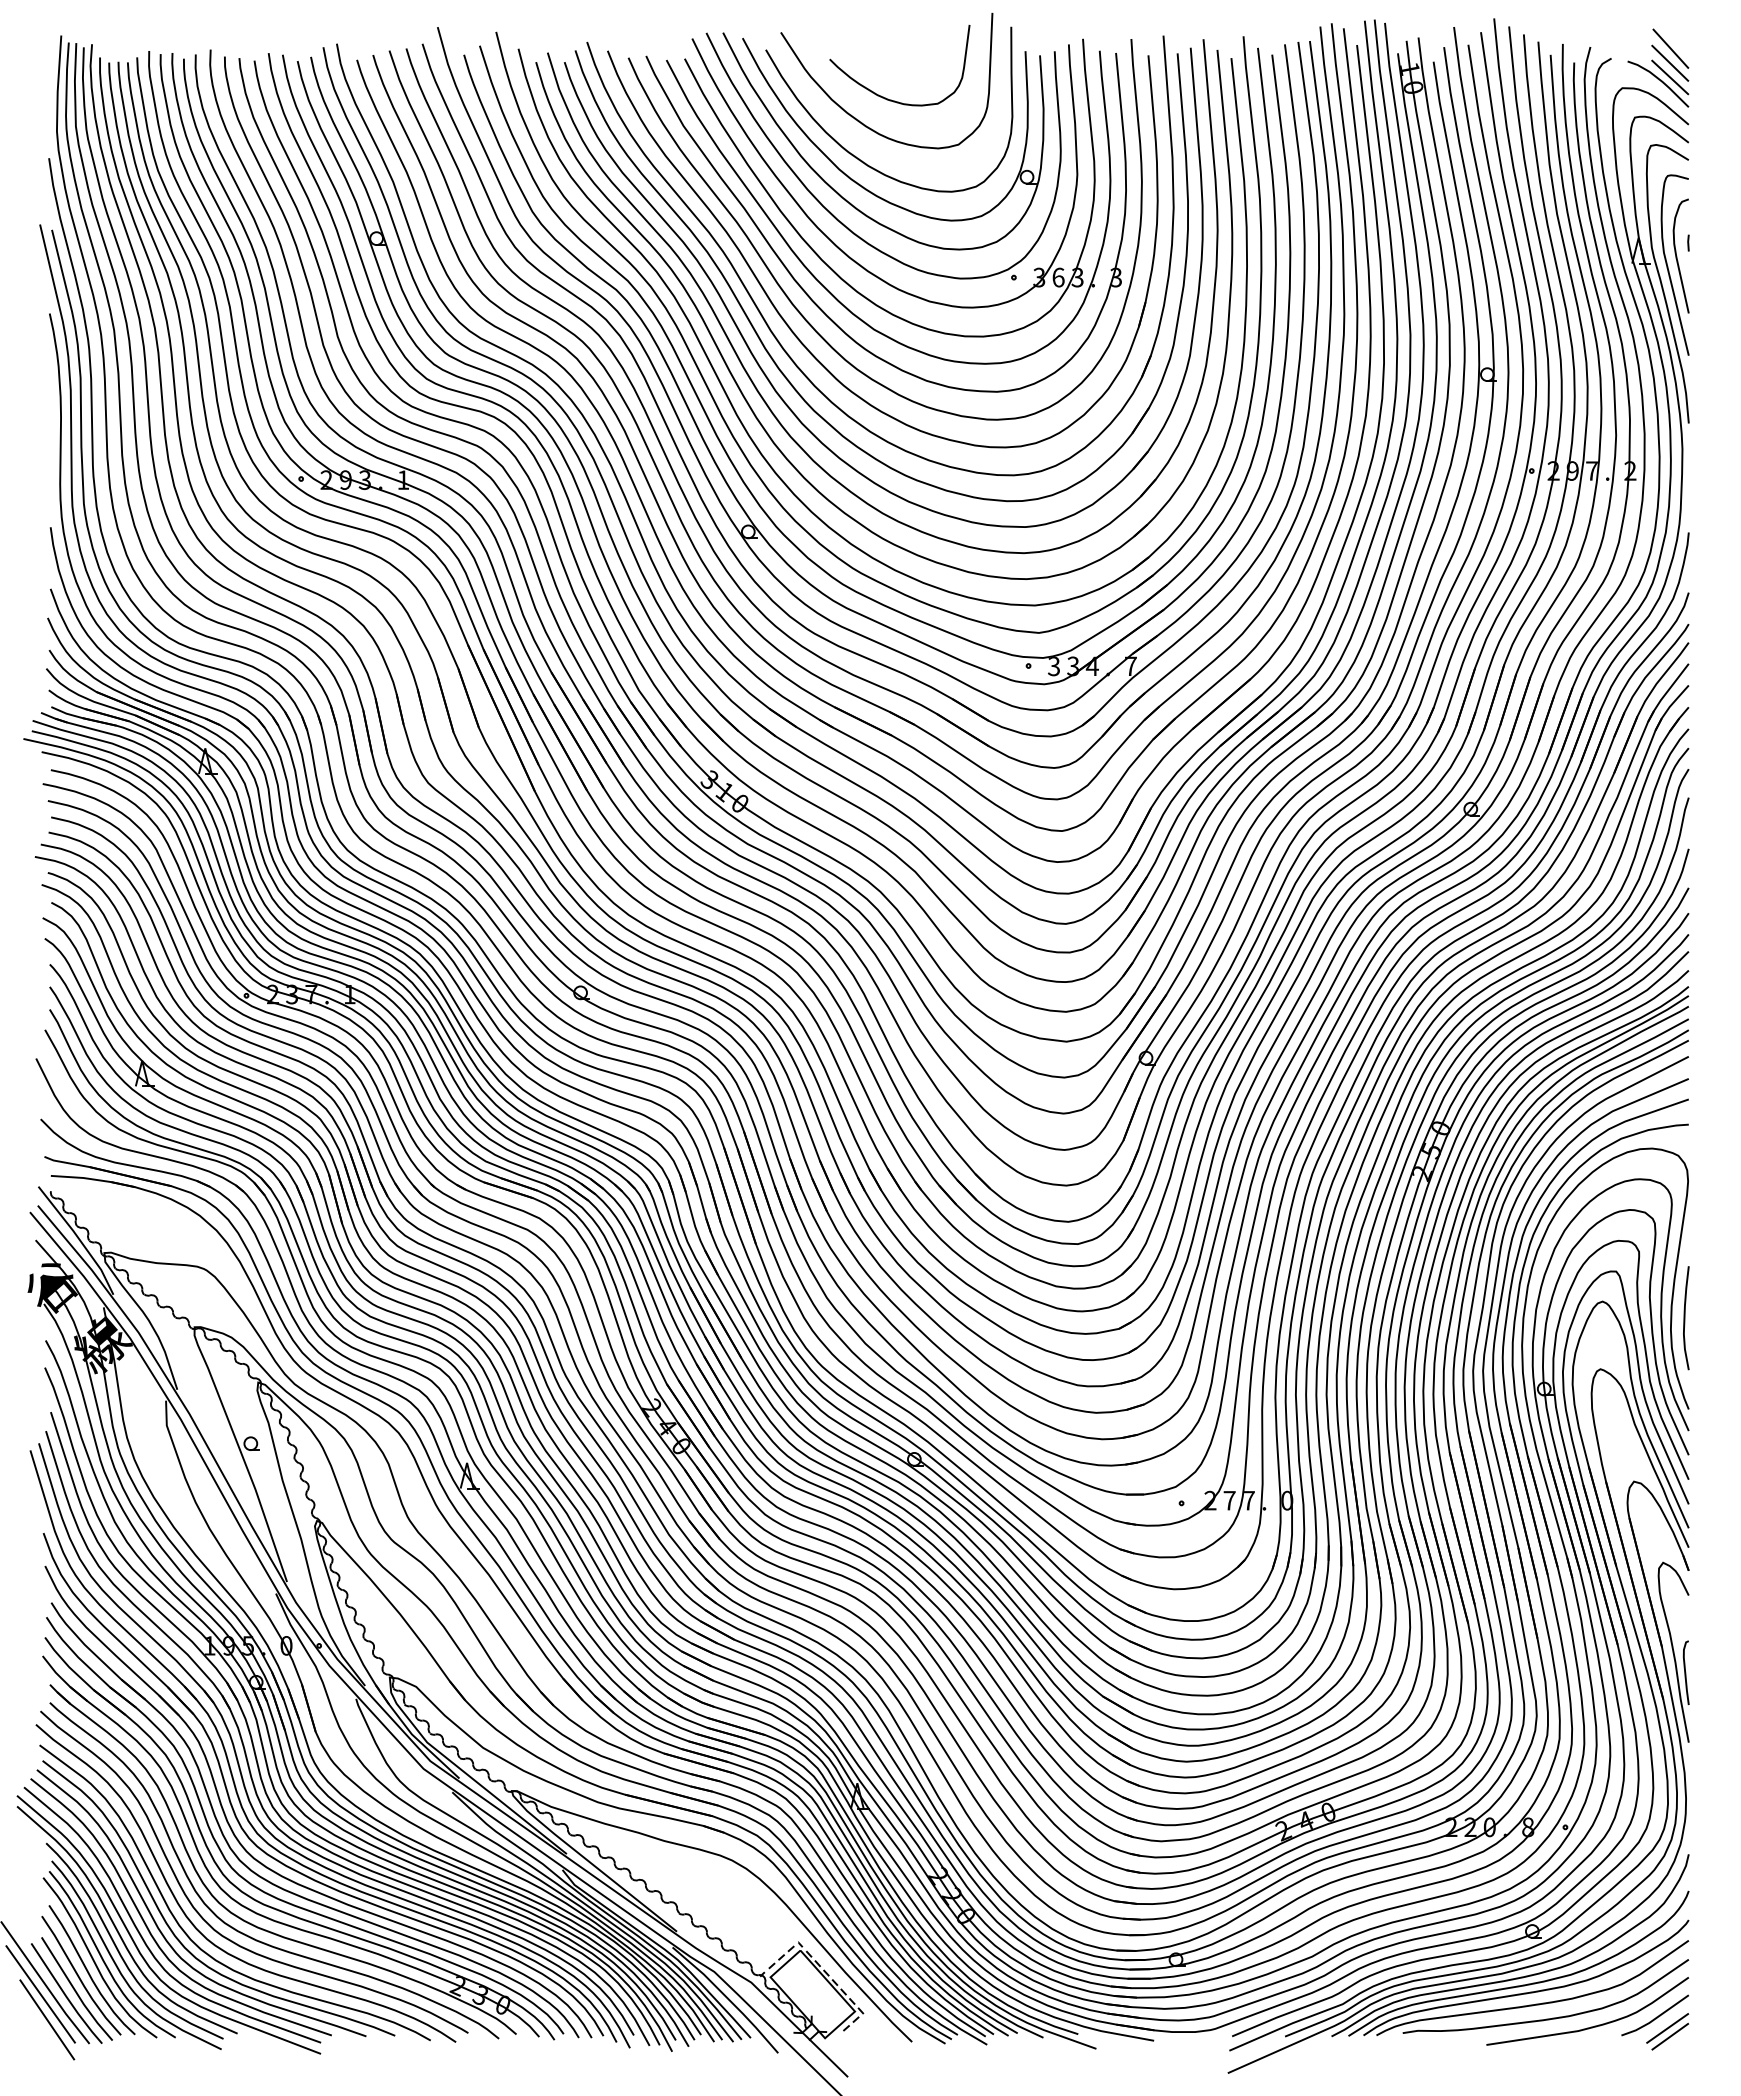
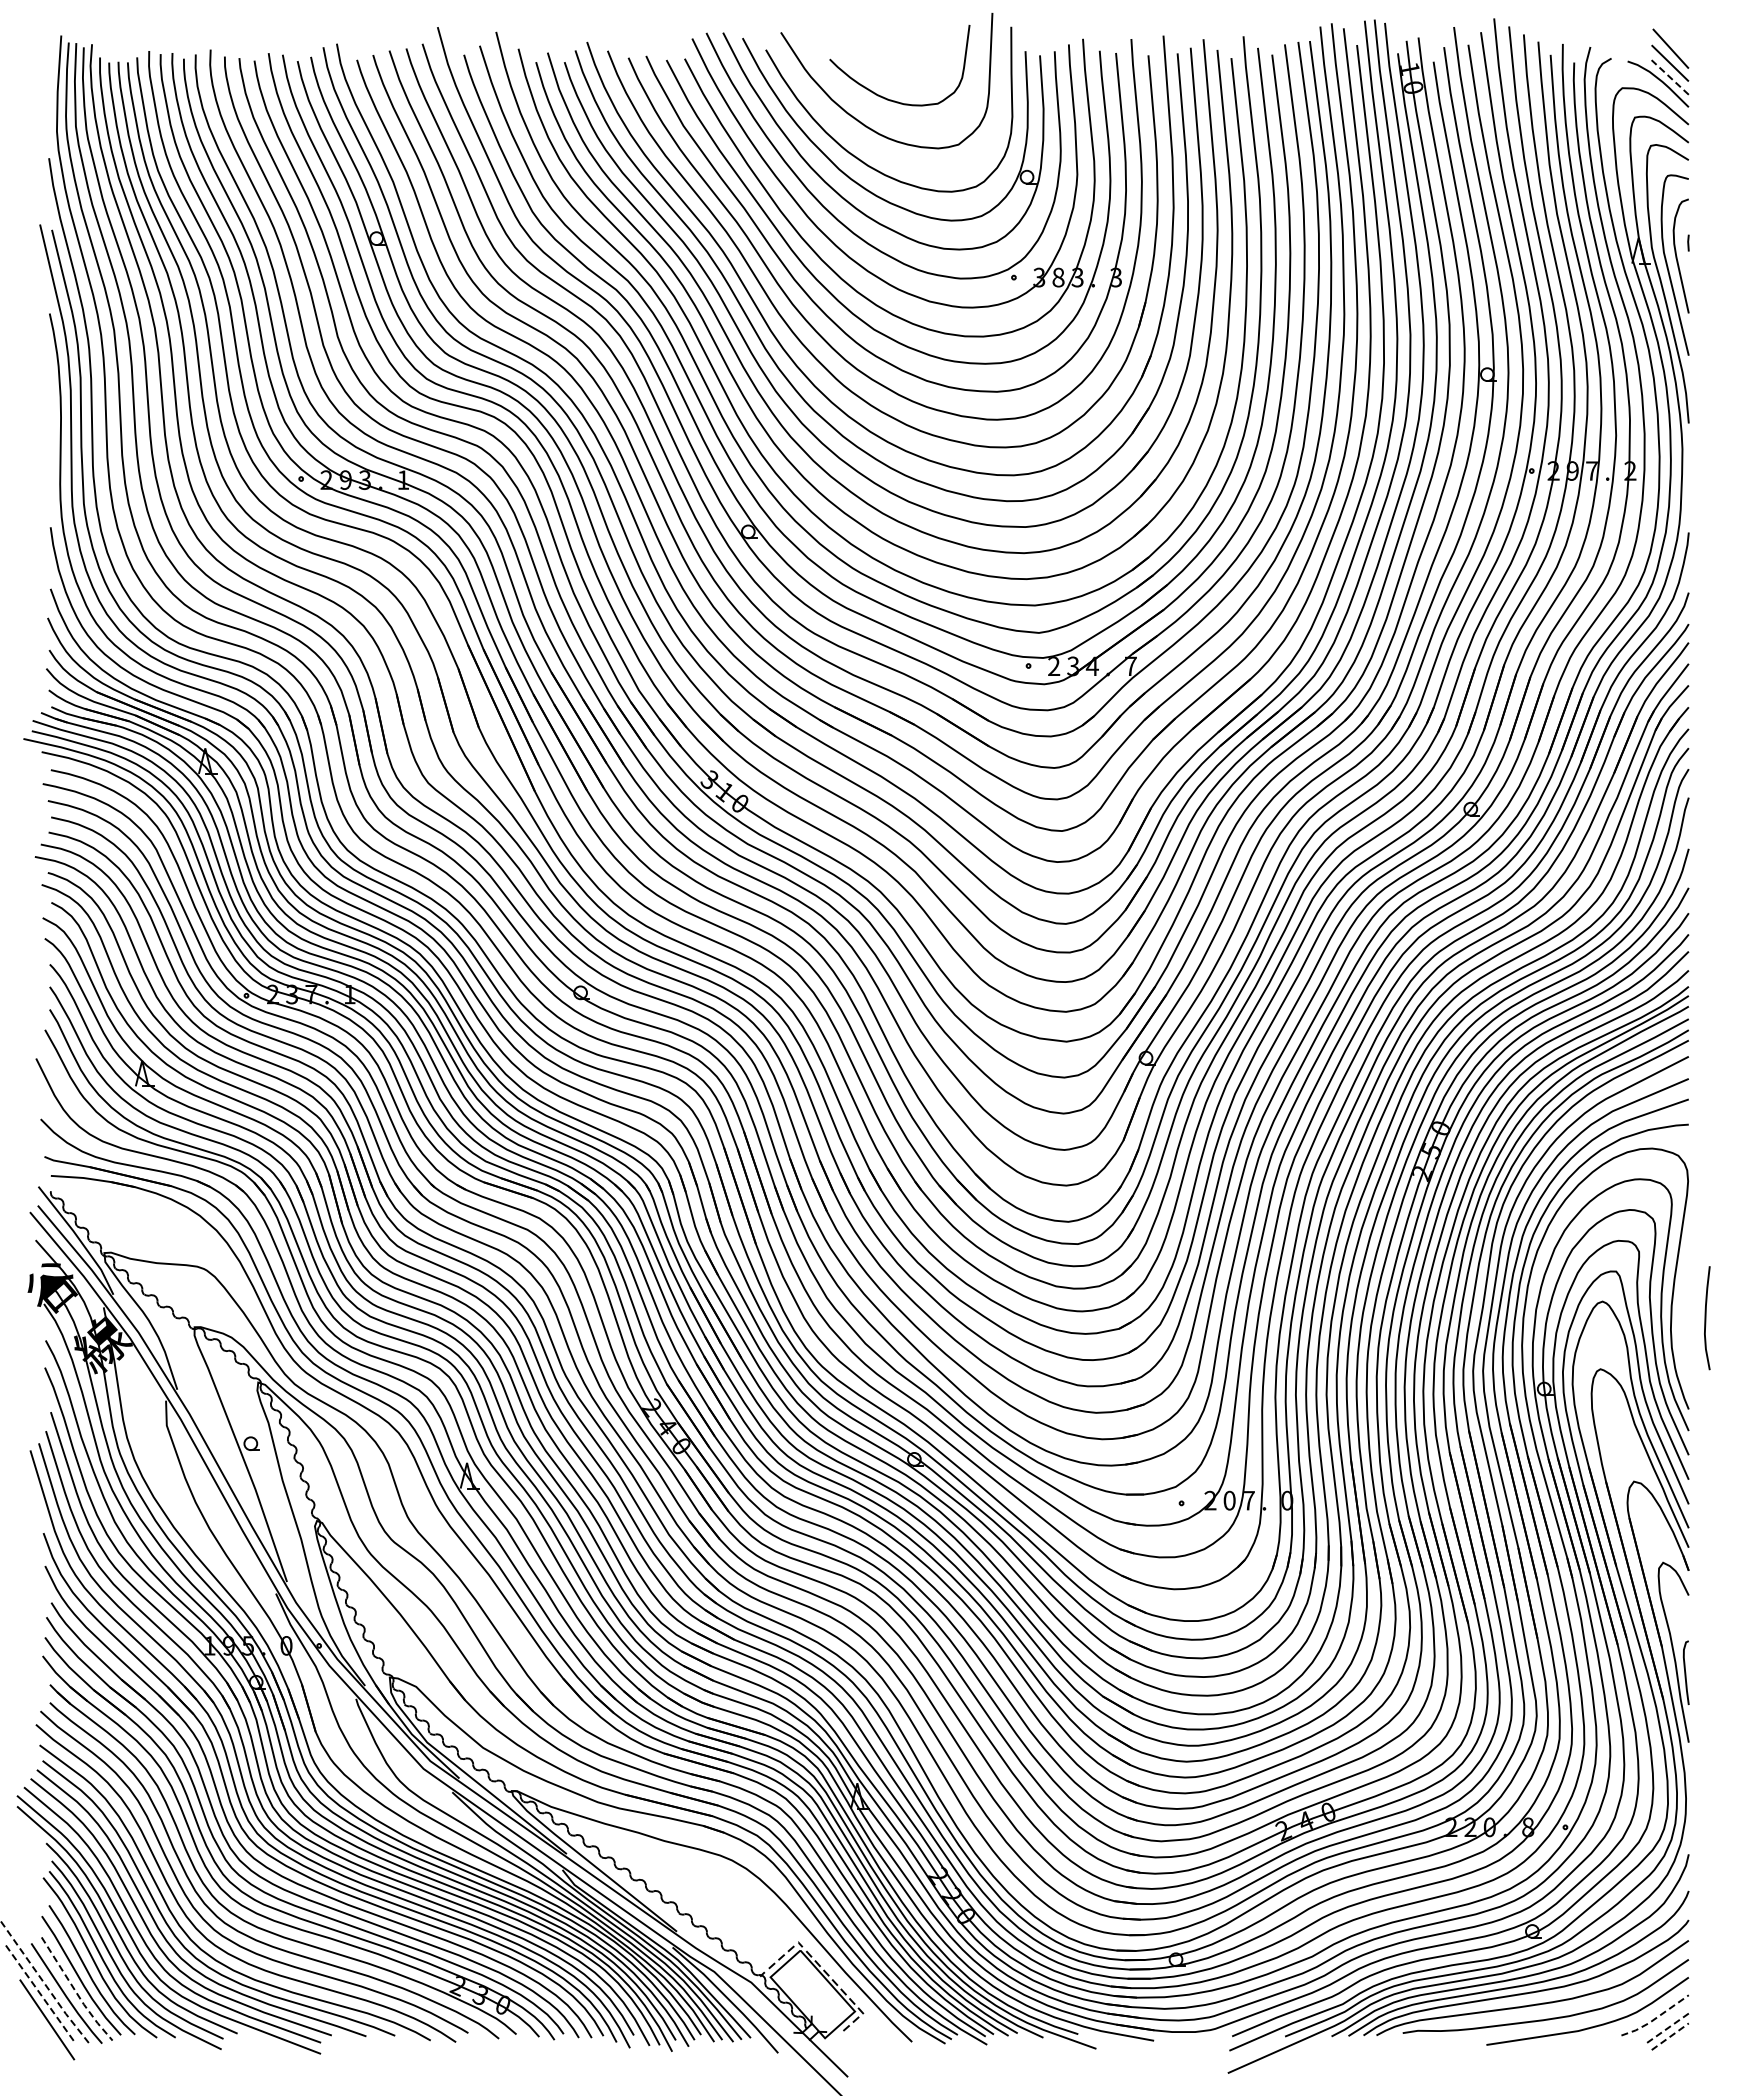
line: solid -> dashed (1669, 77)
text: 6 -> 8 (1058, 277)
text: 3 -> 2 (1053, 666)
curve position: (1685, 1318) -> (1706, 1318) (1706, 1318)
text: 7 -> 0 (1229, 1500)
line: solid -> dashed (45, 1984)
line: solid -> dashed (76, 1991)
line: solid -> dashed (41, 1994)
line: solid -> dashed (1655, 2018)
line: solid -> dashed (1667, 2028)
line: solid -> dashed (1670, 2036)
